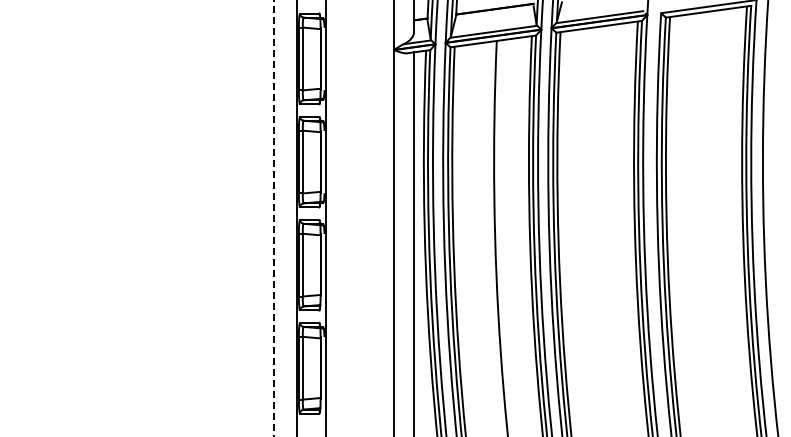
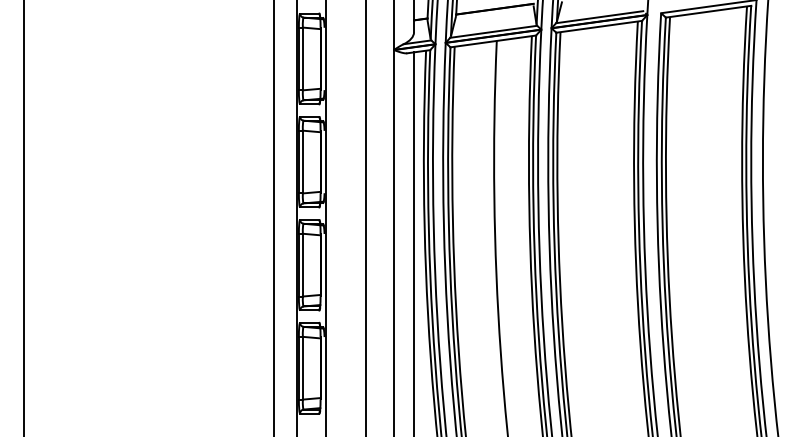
line: none -> present (23, 217)
line: none -> present (365, 217)
line: dashed -> solid (273, 218)
